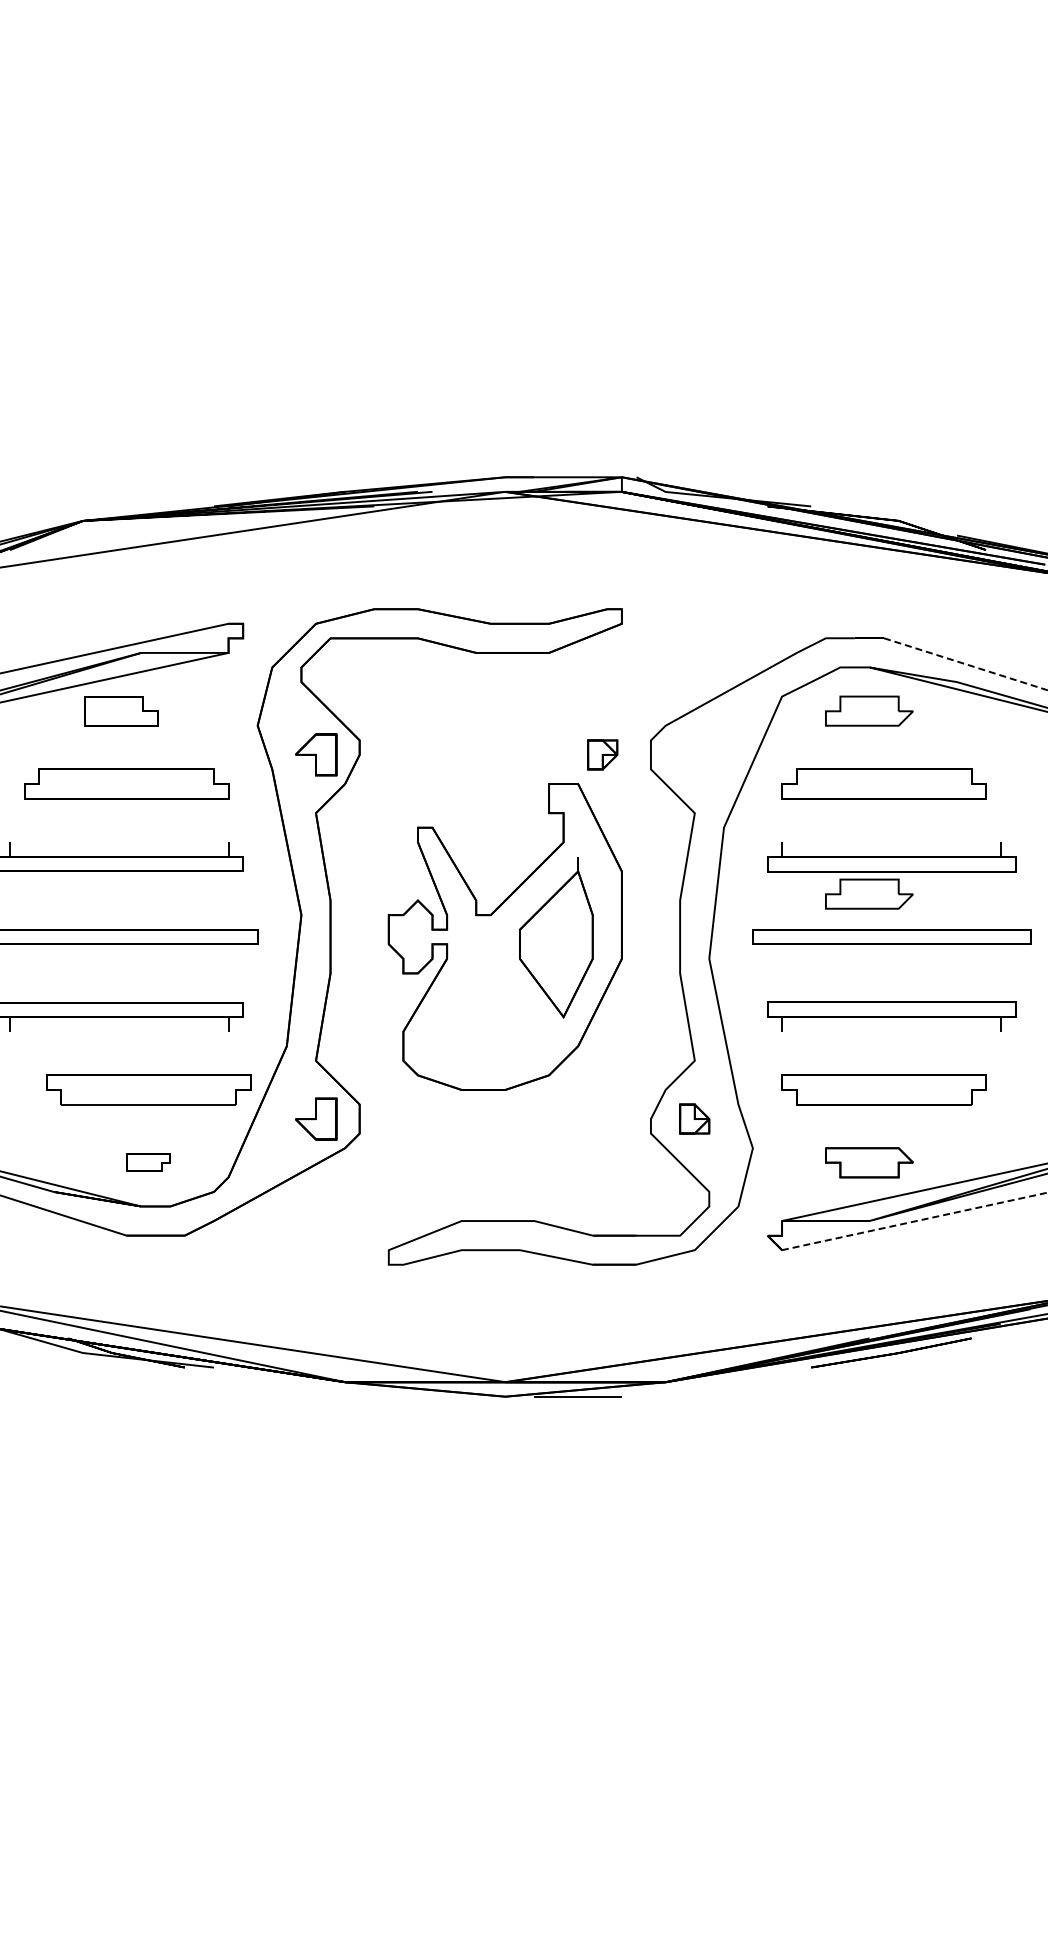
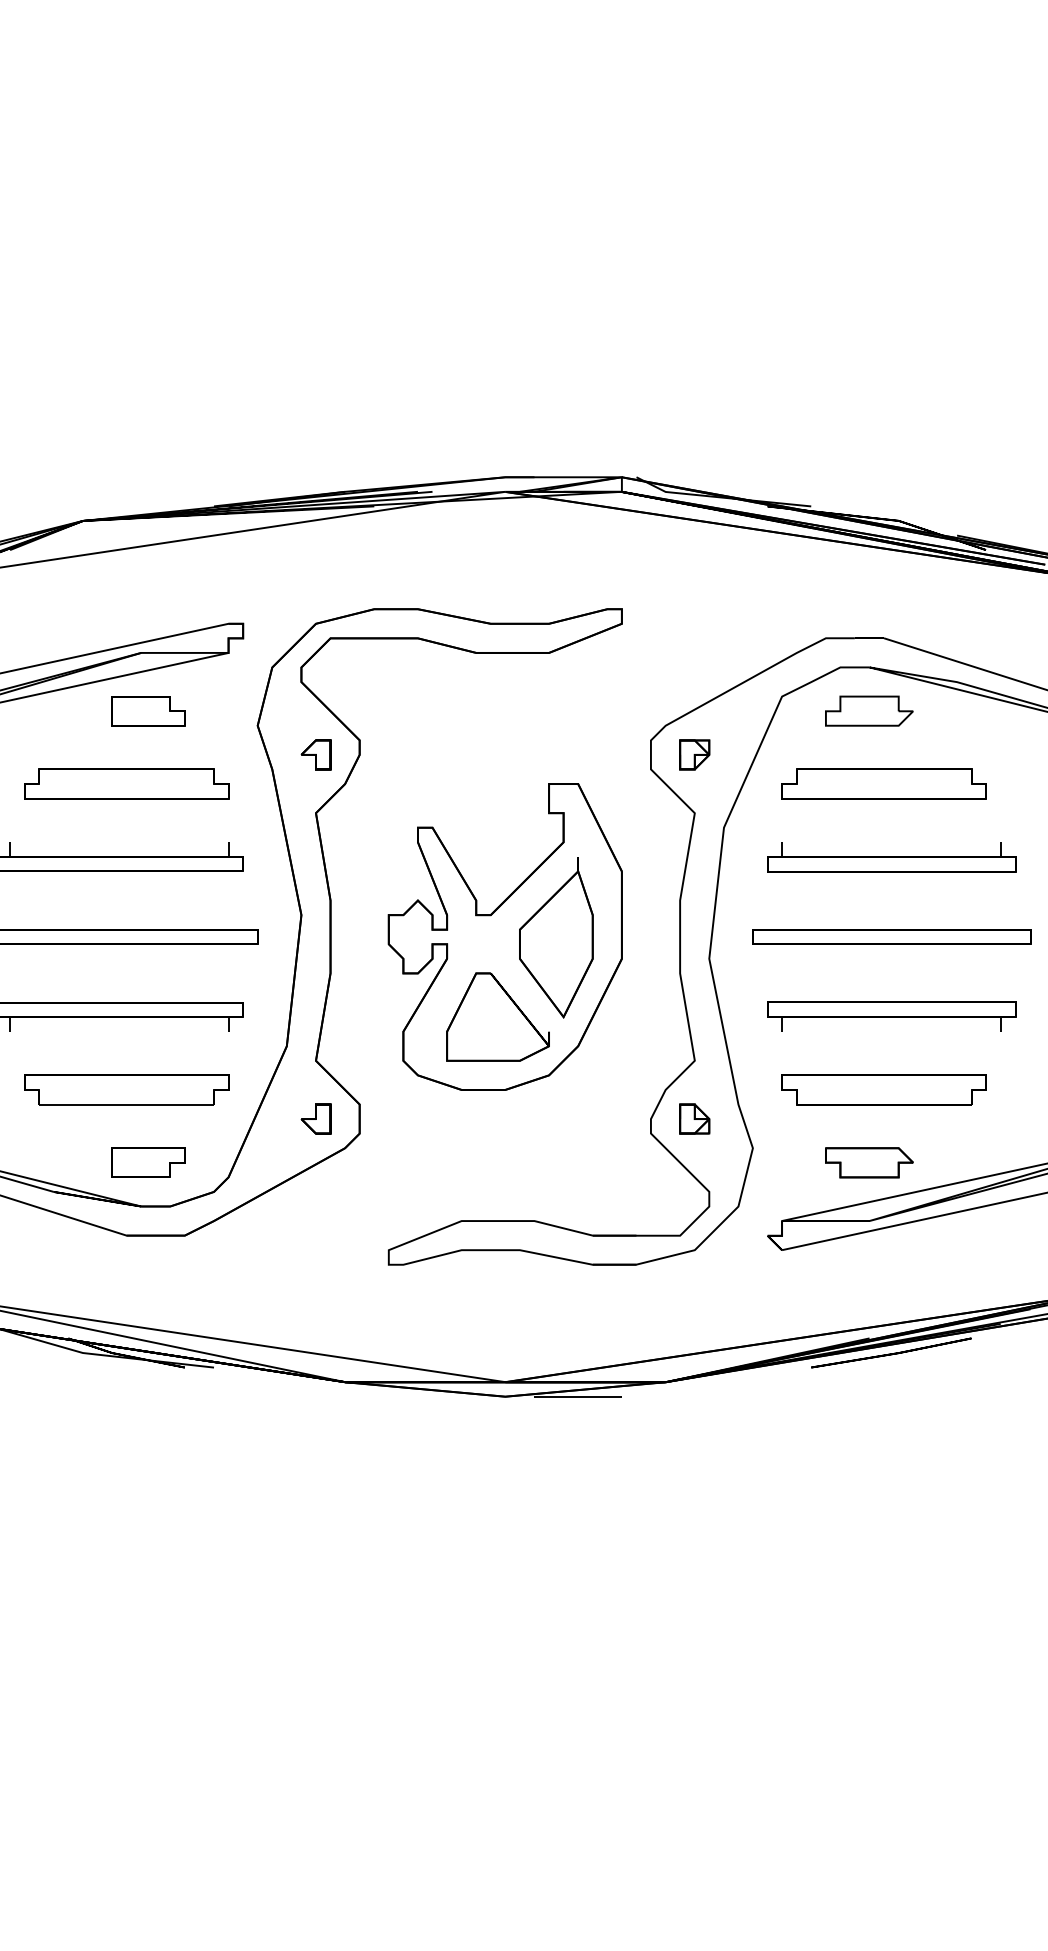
line: dashed -> solid (965, 664)
part position: (121, 711) -> (148, 711) (148, 711)
part size: 43x44 px -> 32x32 px (315, 754)
part position: (602, 754) -> (694, 754) (694, 754)
part: present -> none (869, 893)
part: none -> present (497, 1016)
part position: (148, 1089) -> (126, 1089) (126, 1089)
part size: 43x44 px -> 32x32 px (315, 1118)
part size: 45x19 px -> 75x31 px (148, 1162)
line: dashed -> solid (914, 1221)
